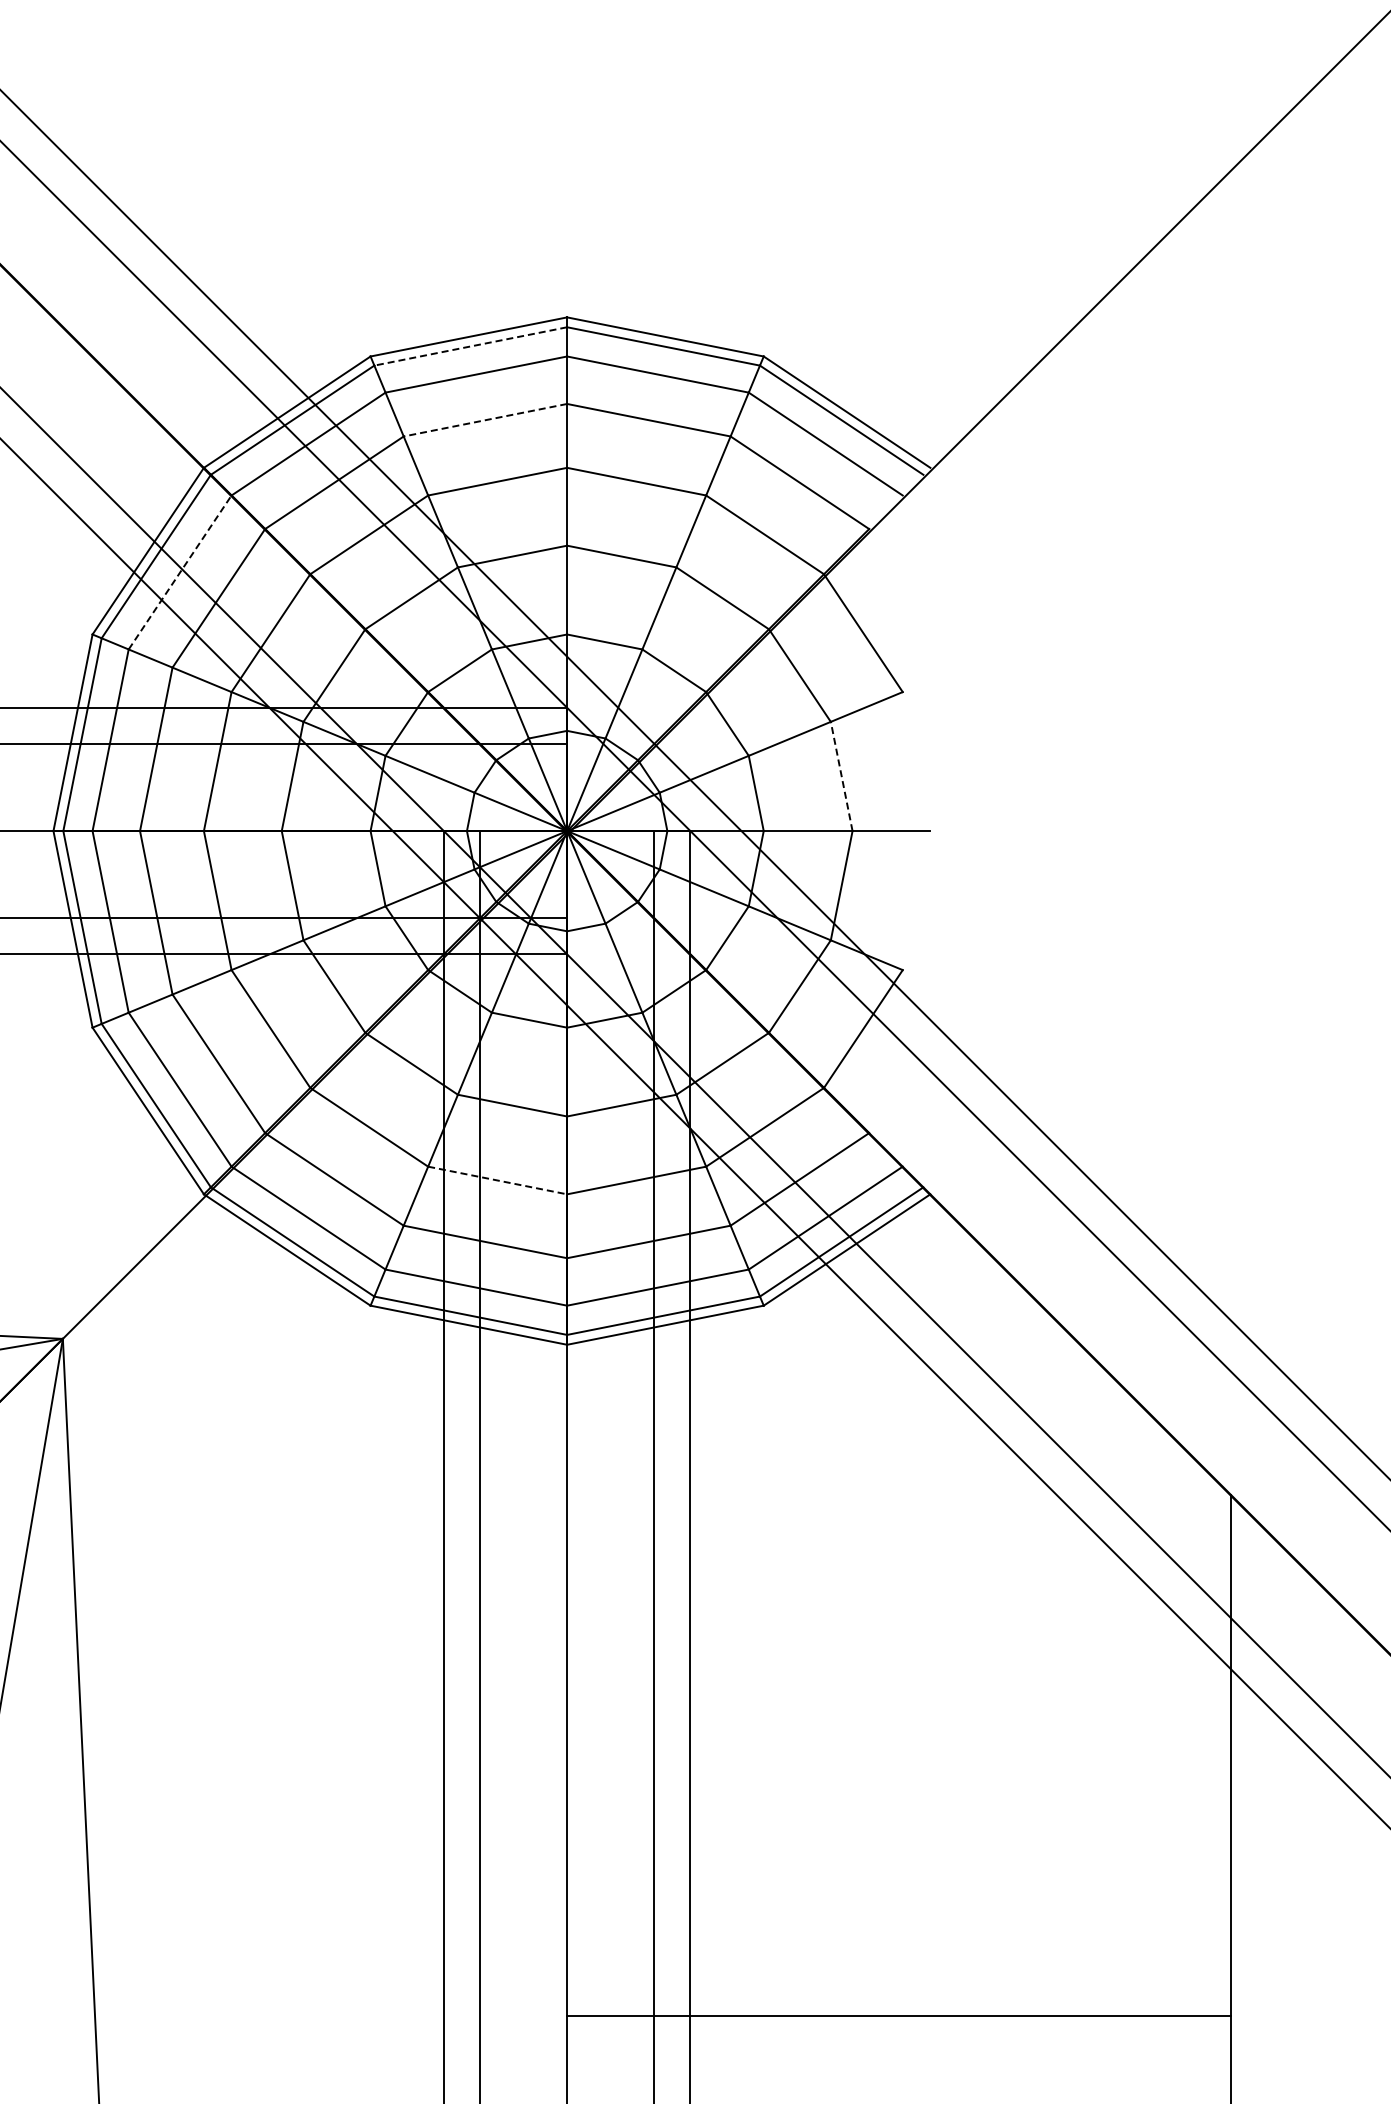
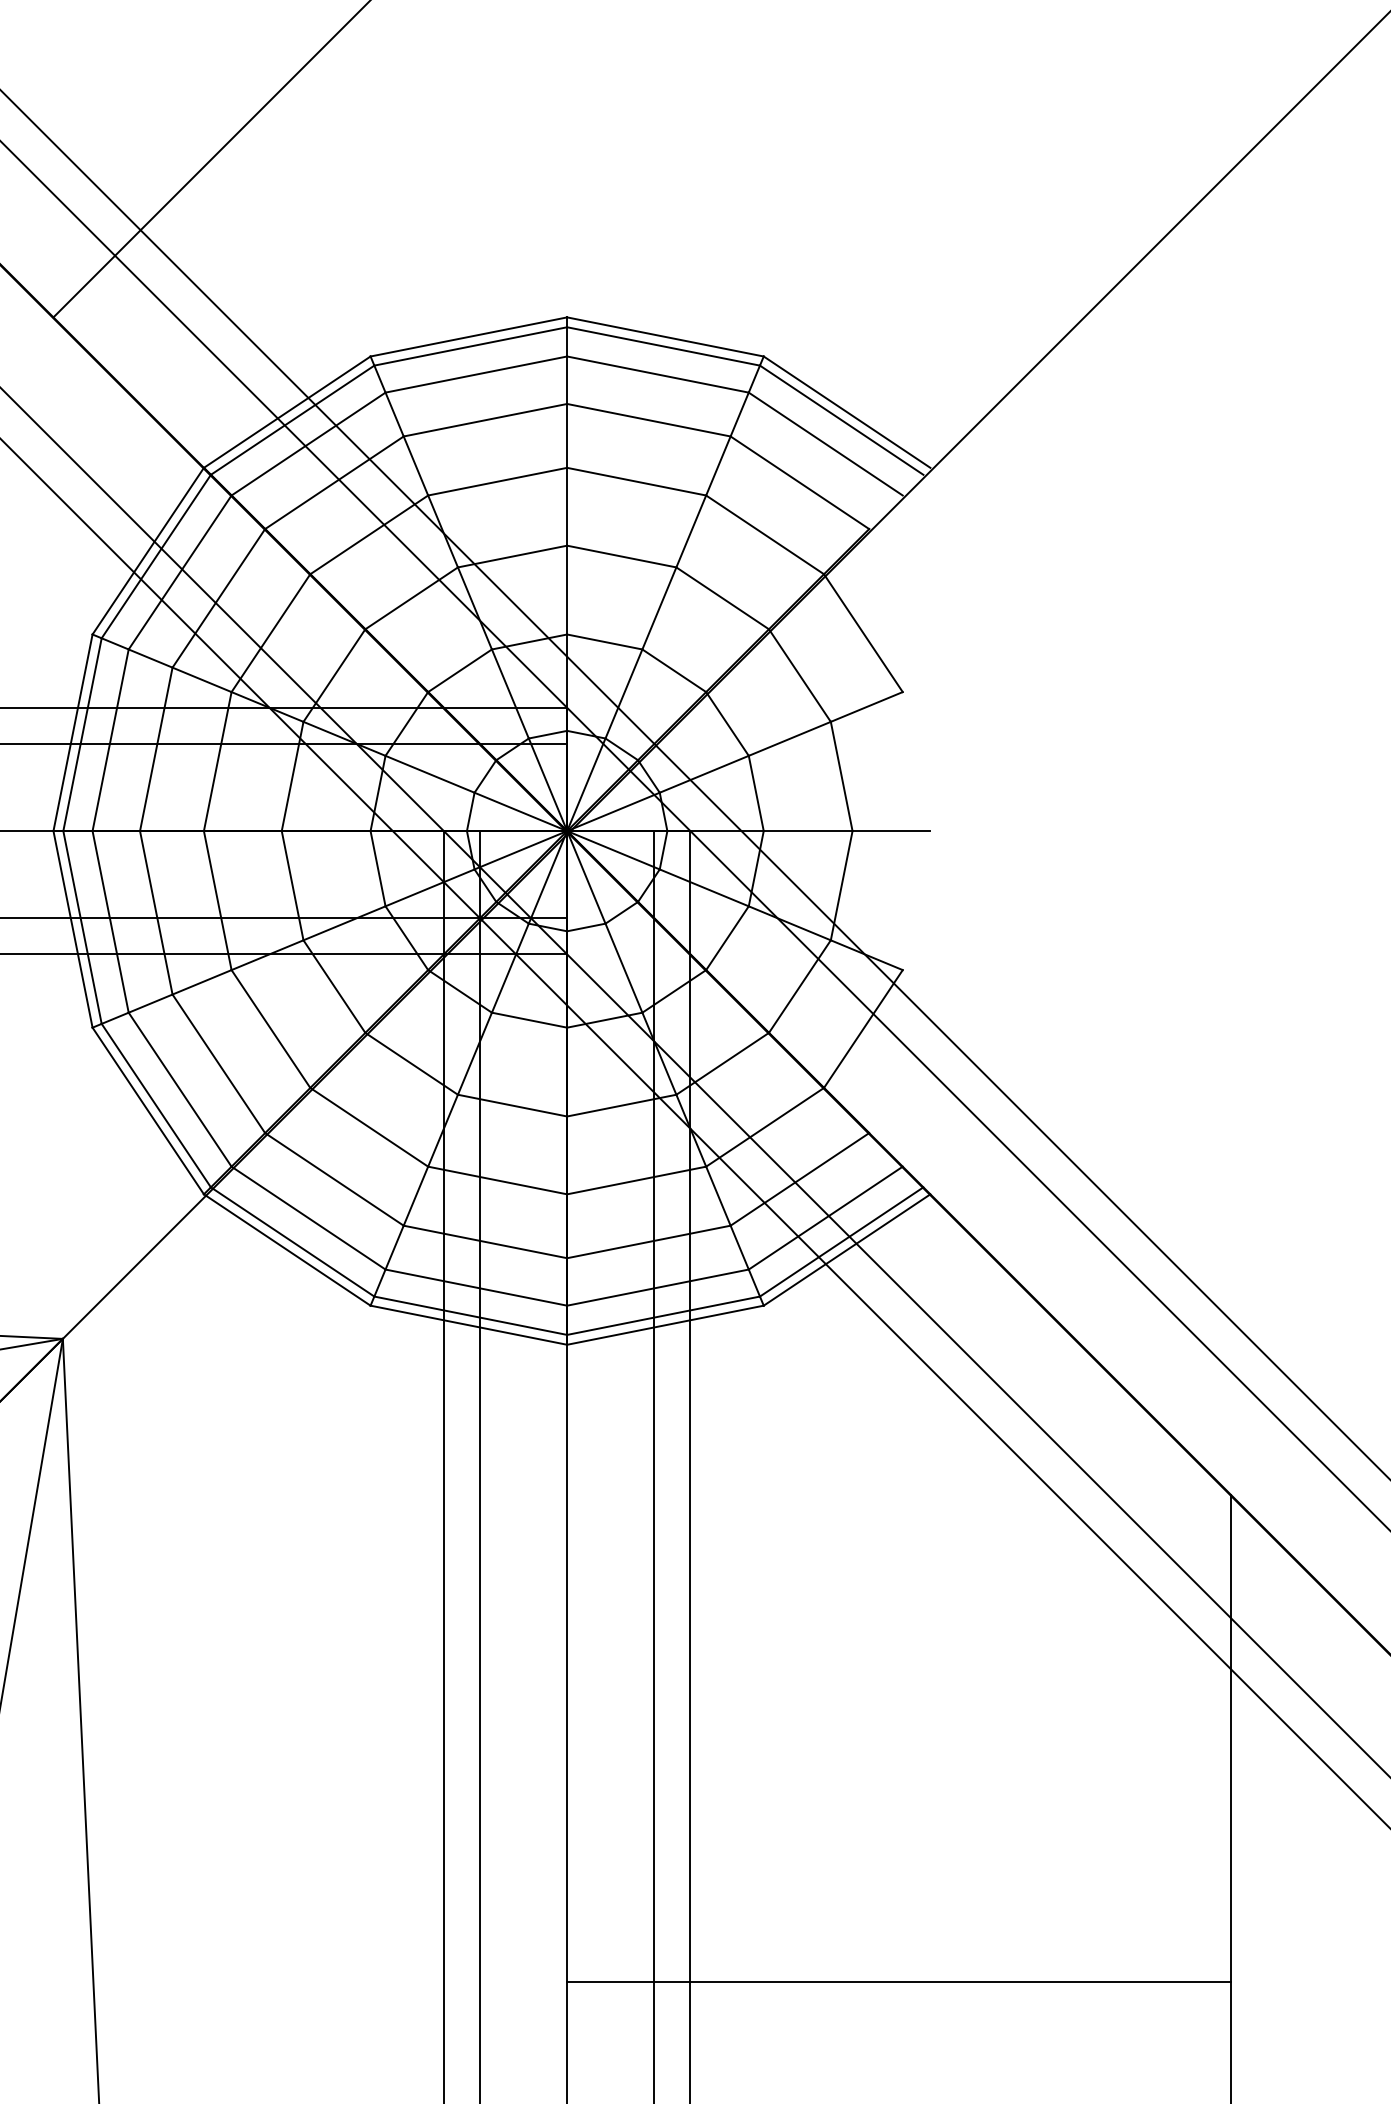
line: none -> present (210, 159)
line: dashed -> solid (470, 346)
line: dashed -> solid (484, 420)
line: dashed -> solid (180, 572)
line: dashed -> solid (841, 776)
line: dashed -> solid (497, 1180)
line position: (898, 2015) -> (898, 1981) (898, 1981)
